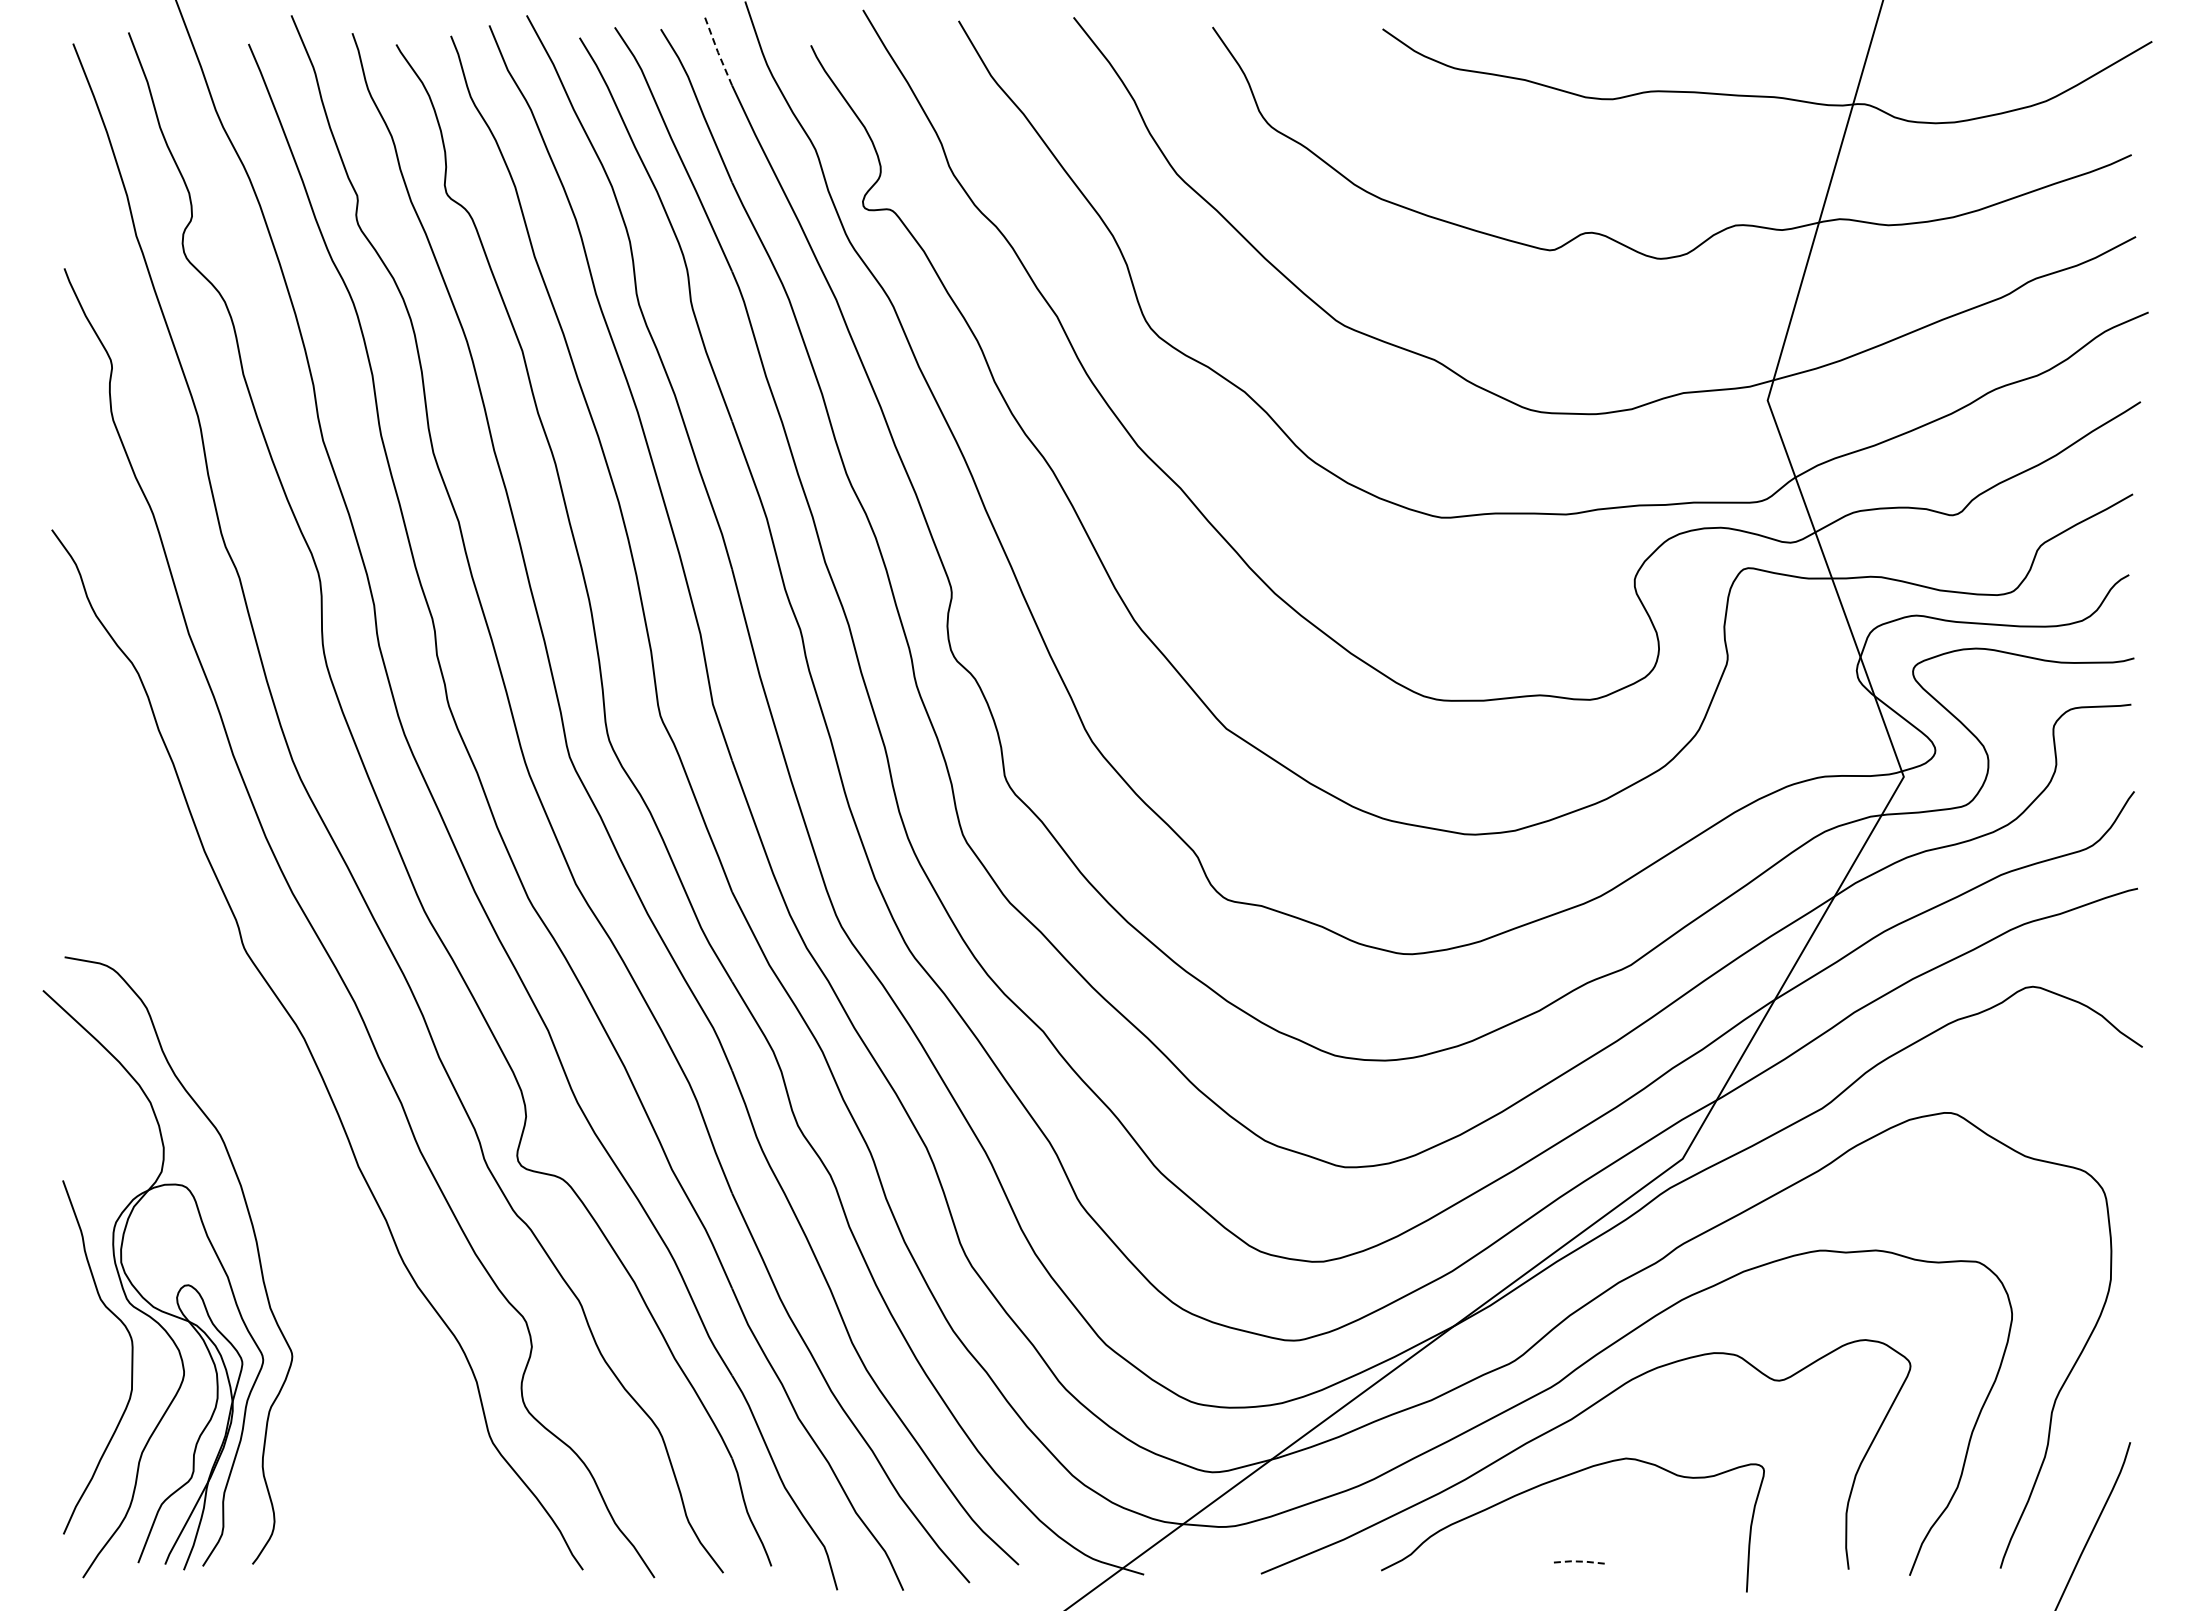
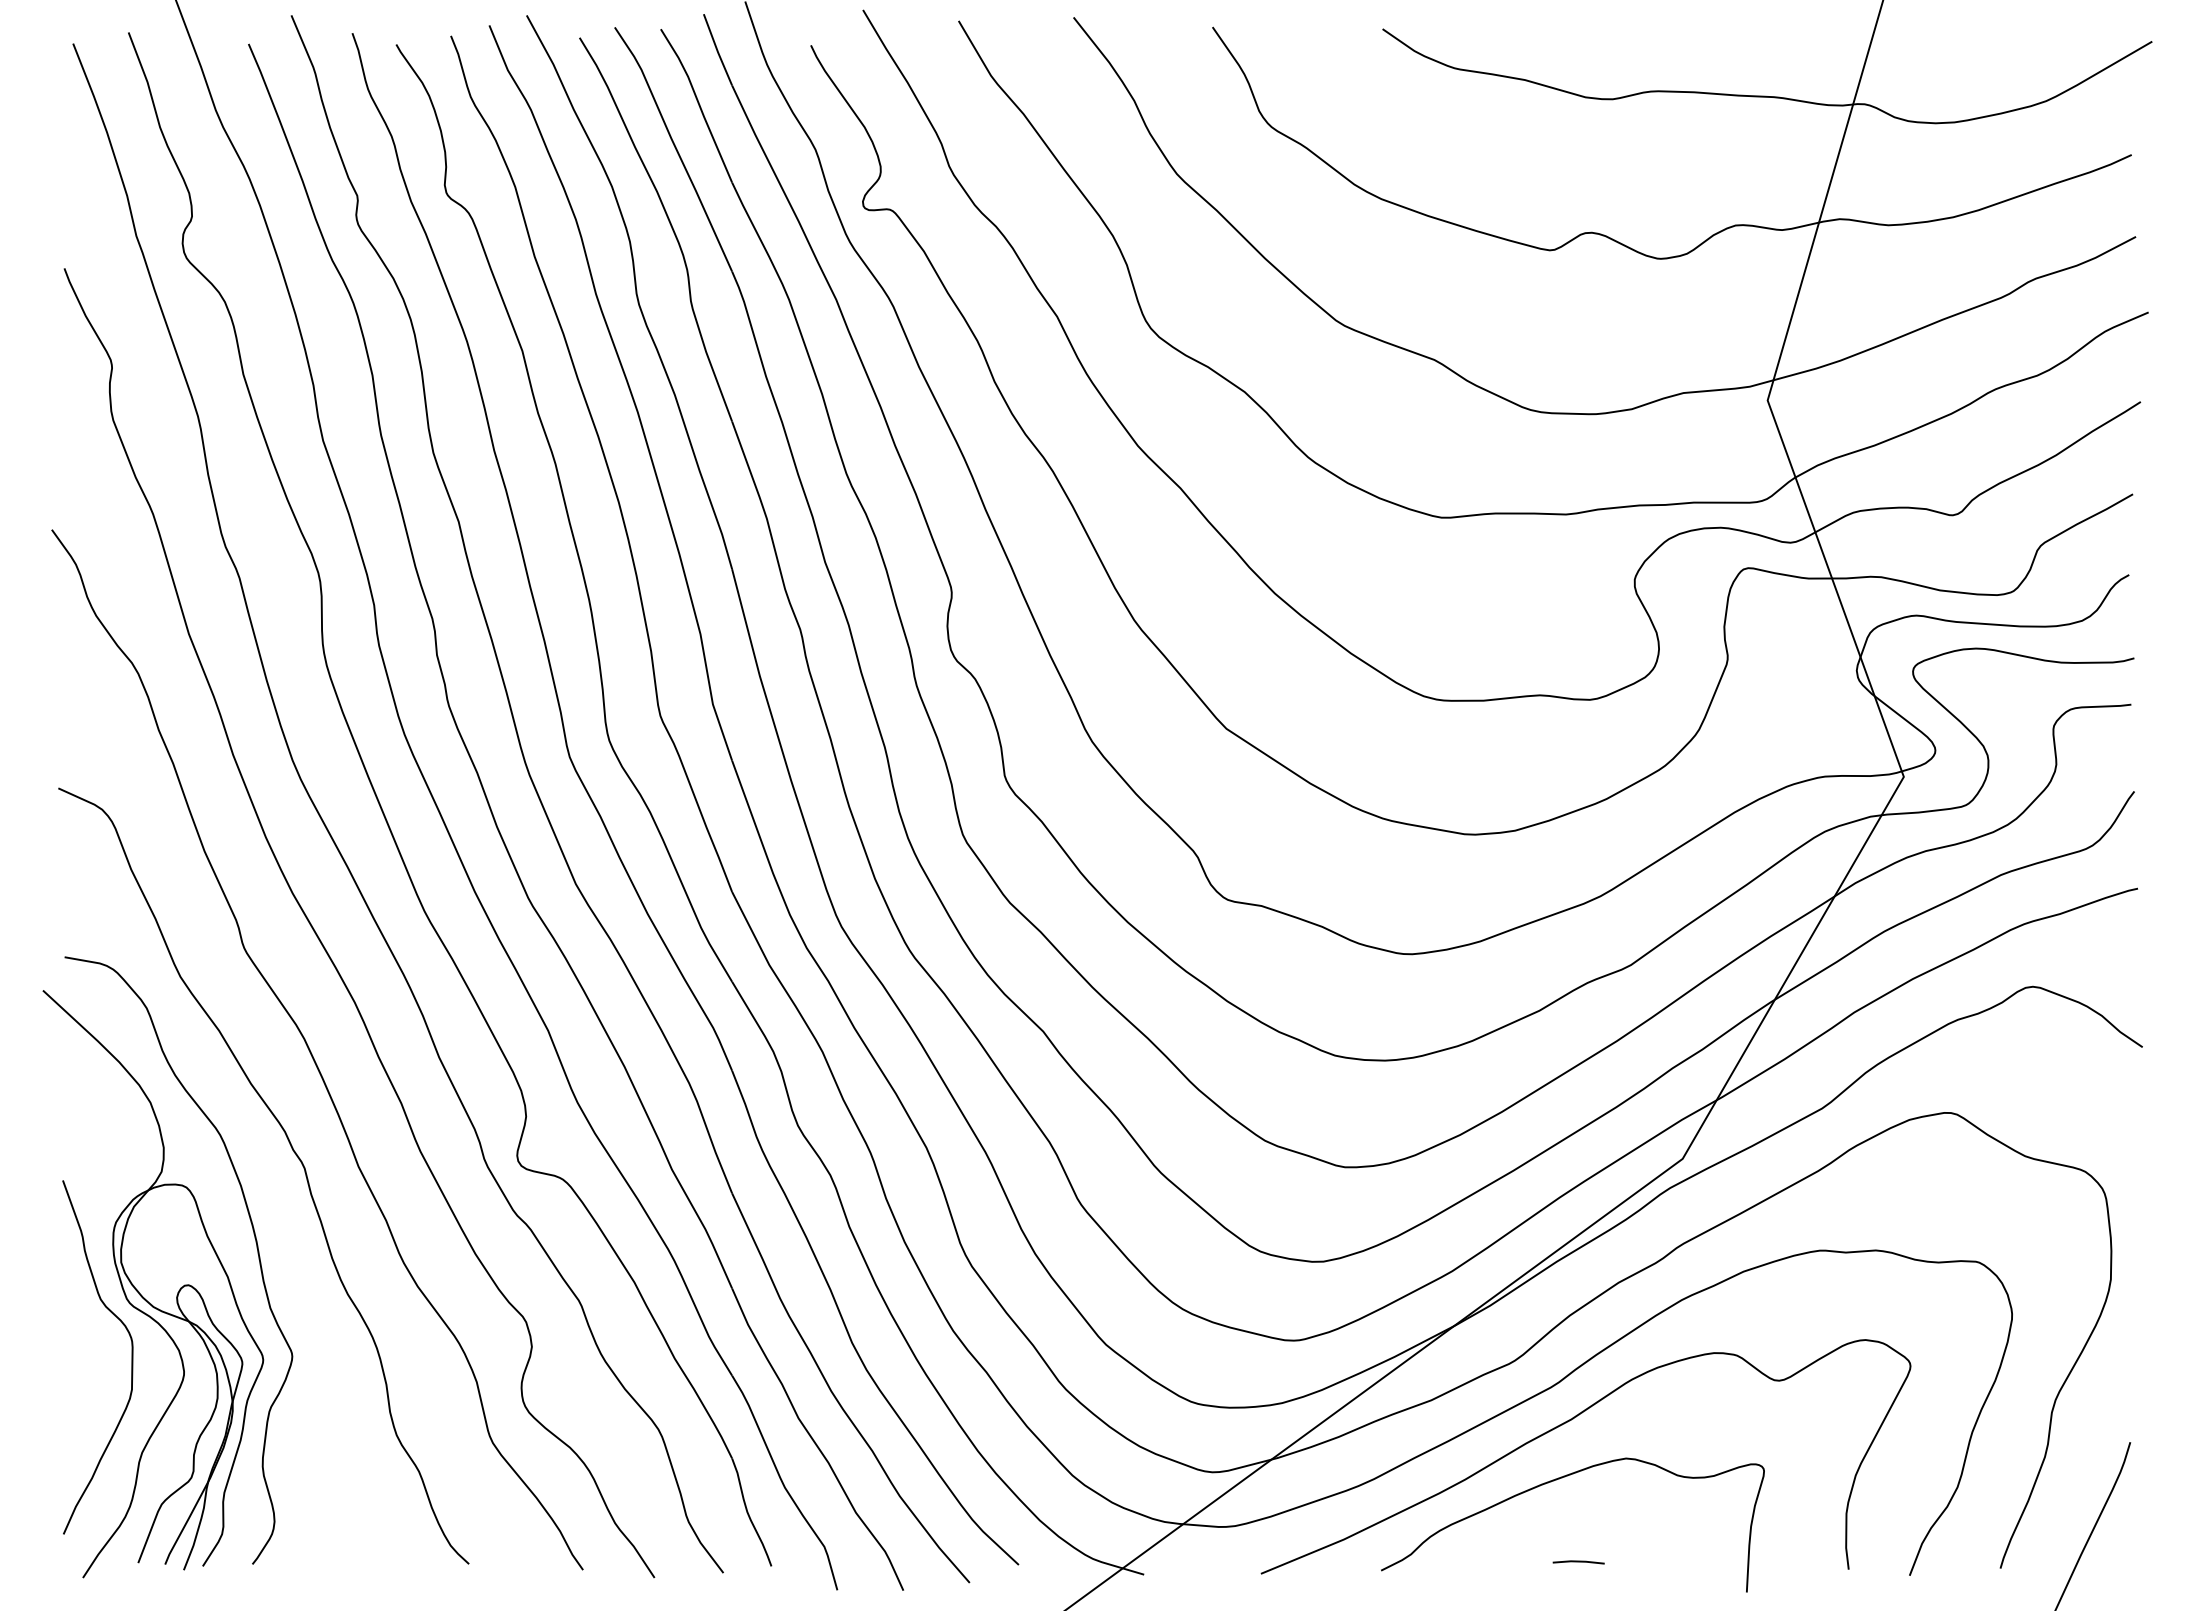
line: dashed -> solid (717, 50)
curve: none -> present (295, 1155)
line: dashed -> solid (1578, 1561)
